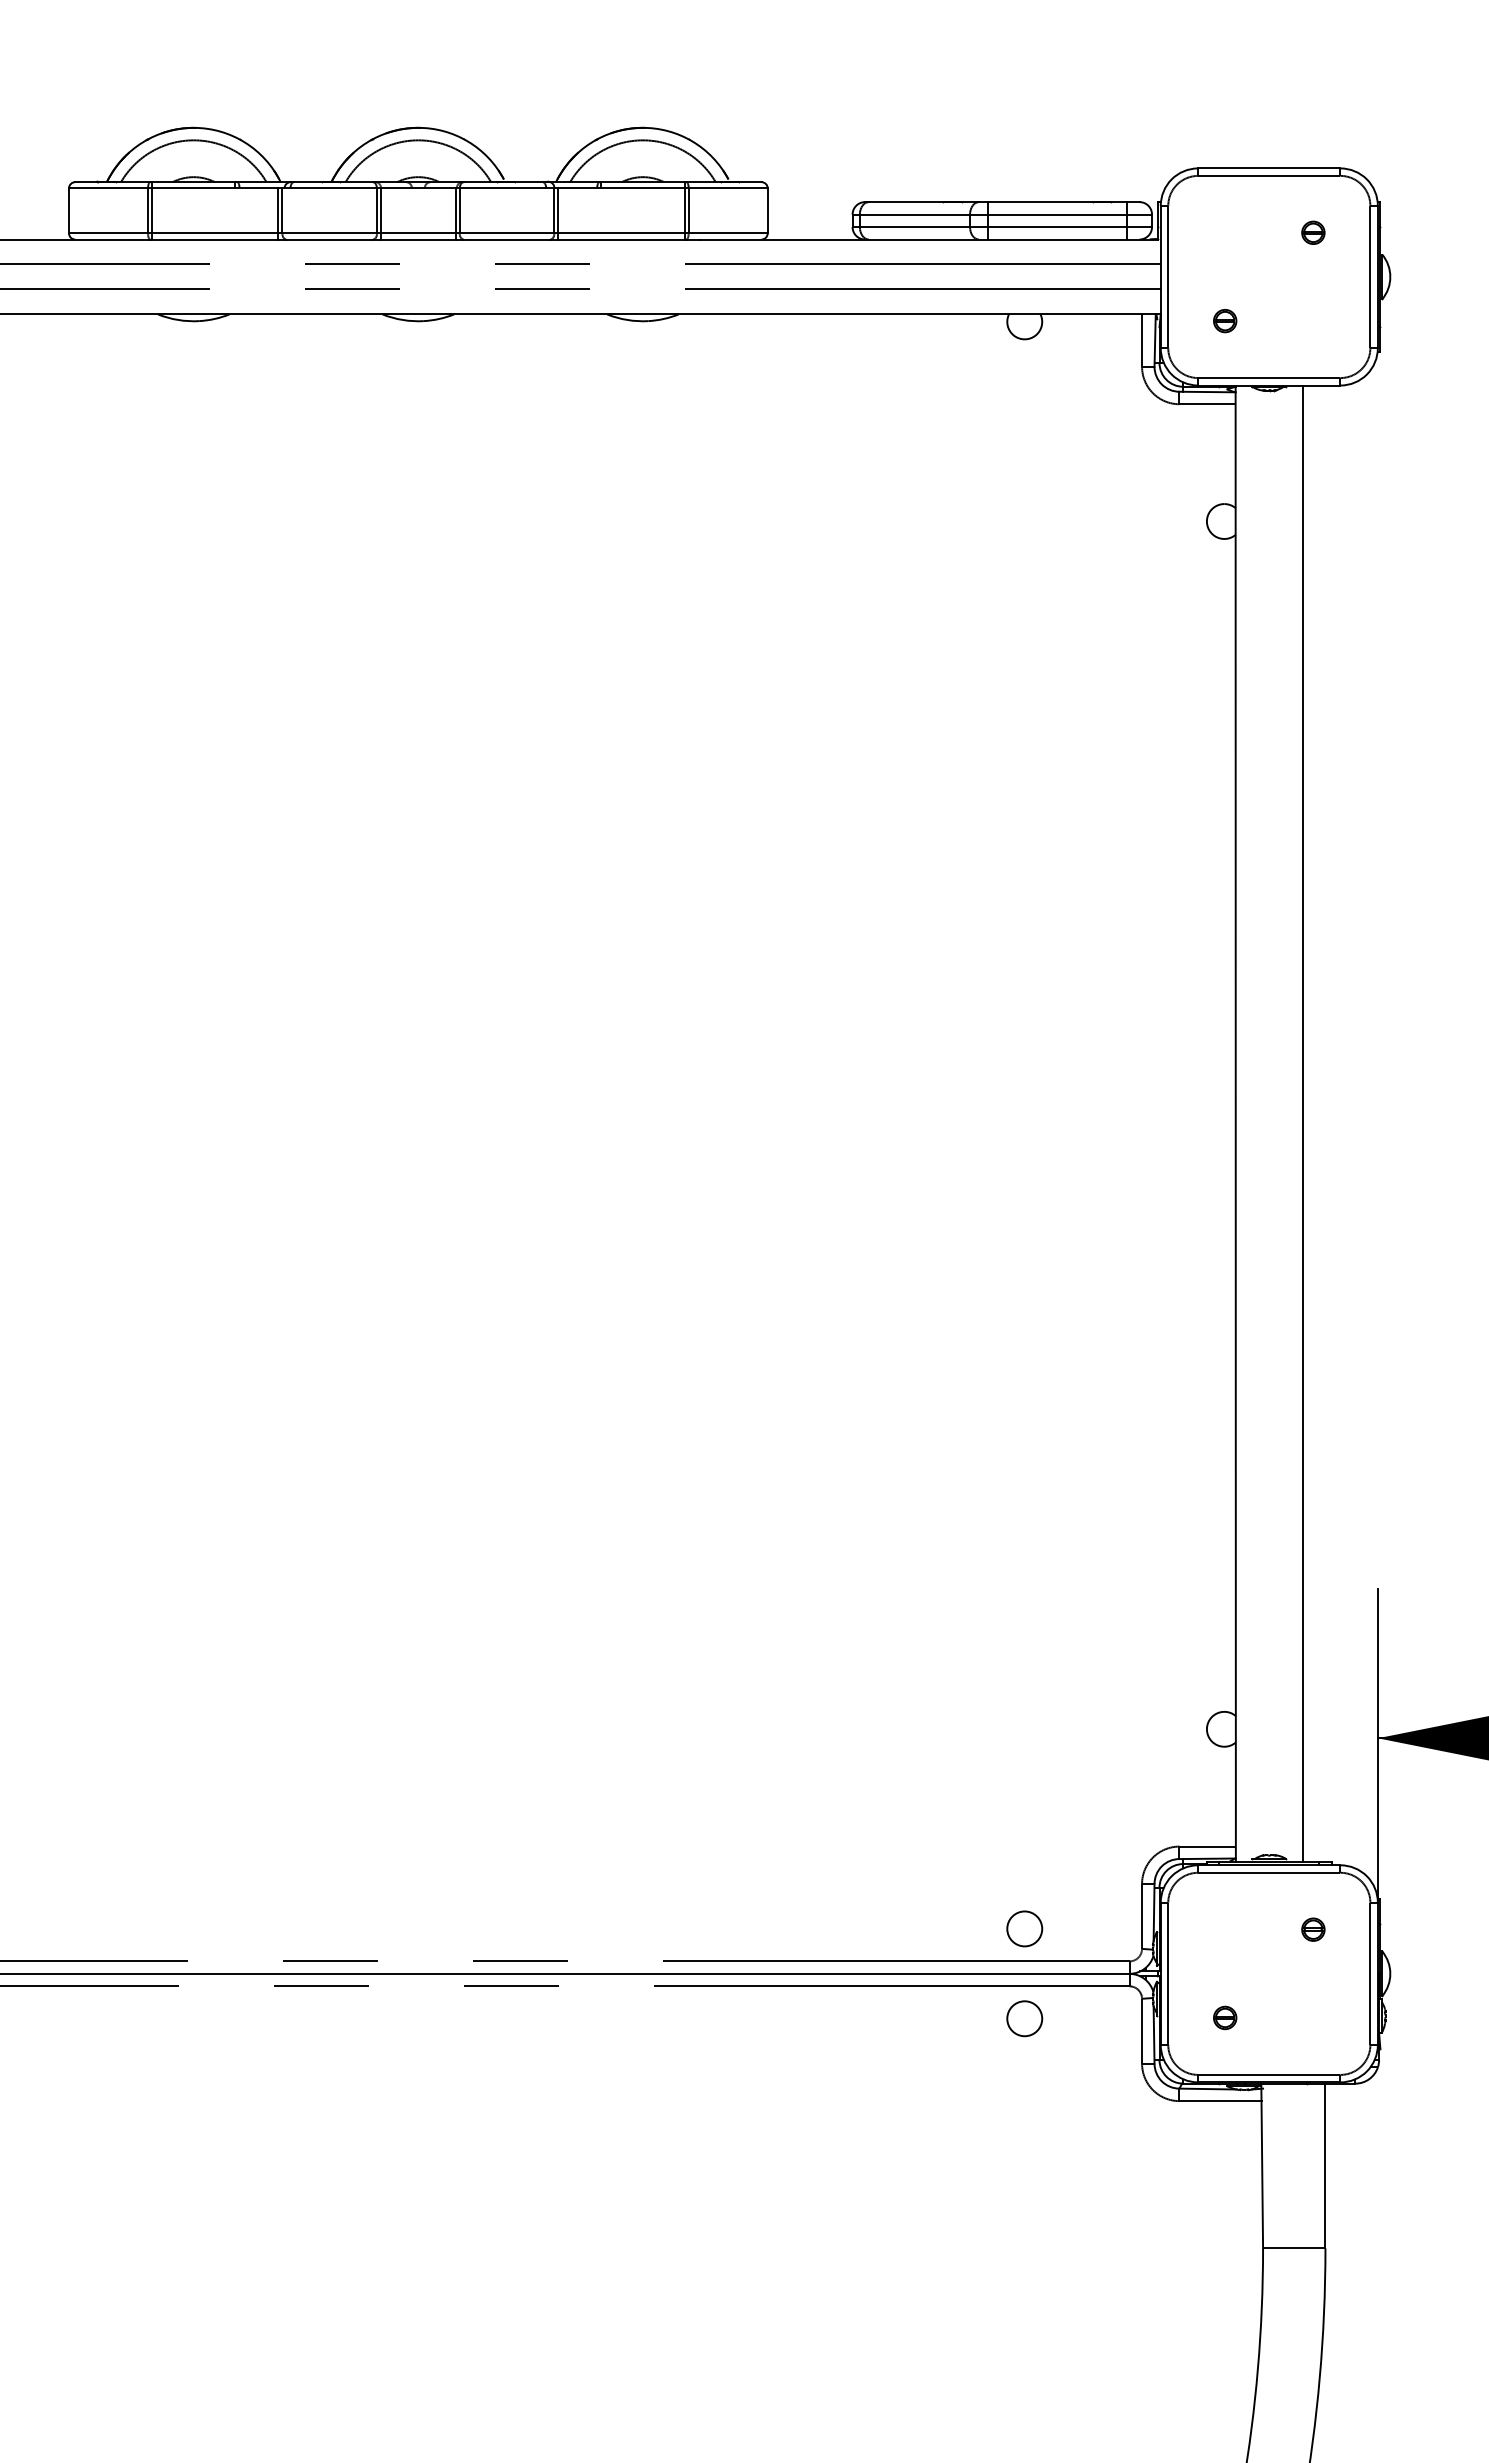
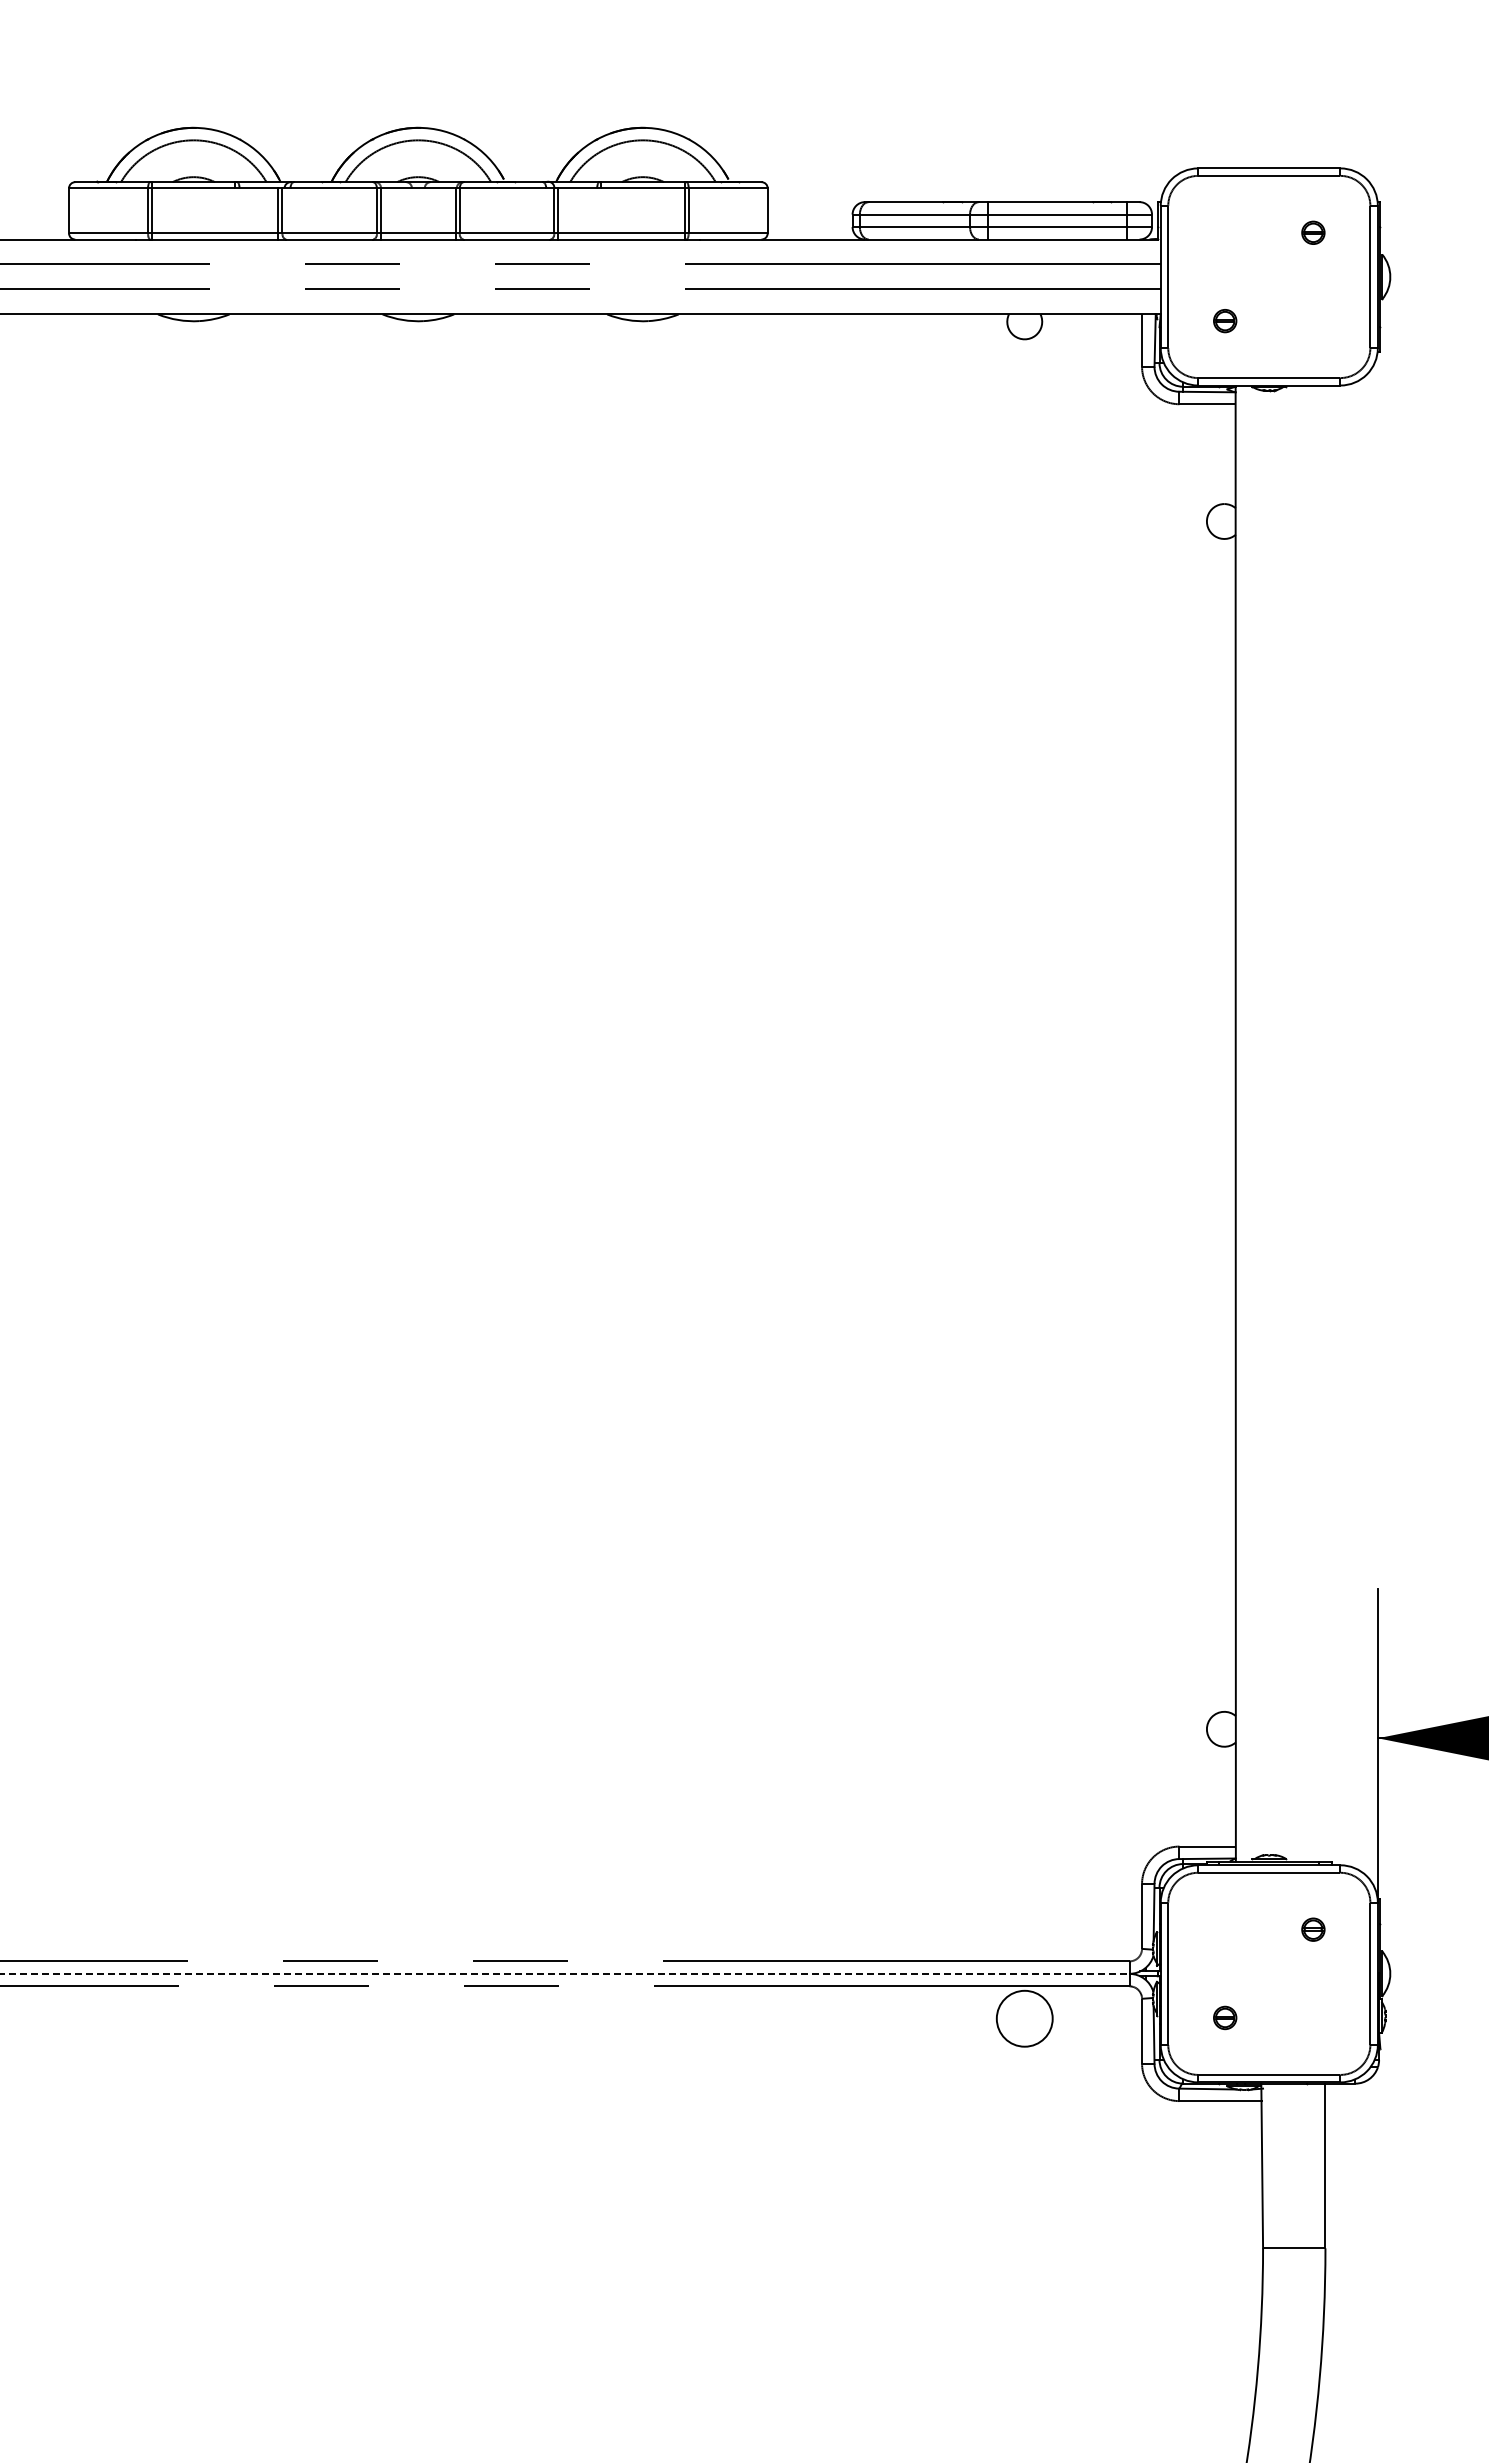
line: present -> none (1302, 1123)
circle: present -> none (1024, 1928)
line: solid -> dashed (564, 1973)
circle diameter: 35 px -> 56 px (1024, 2018)
